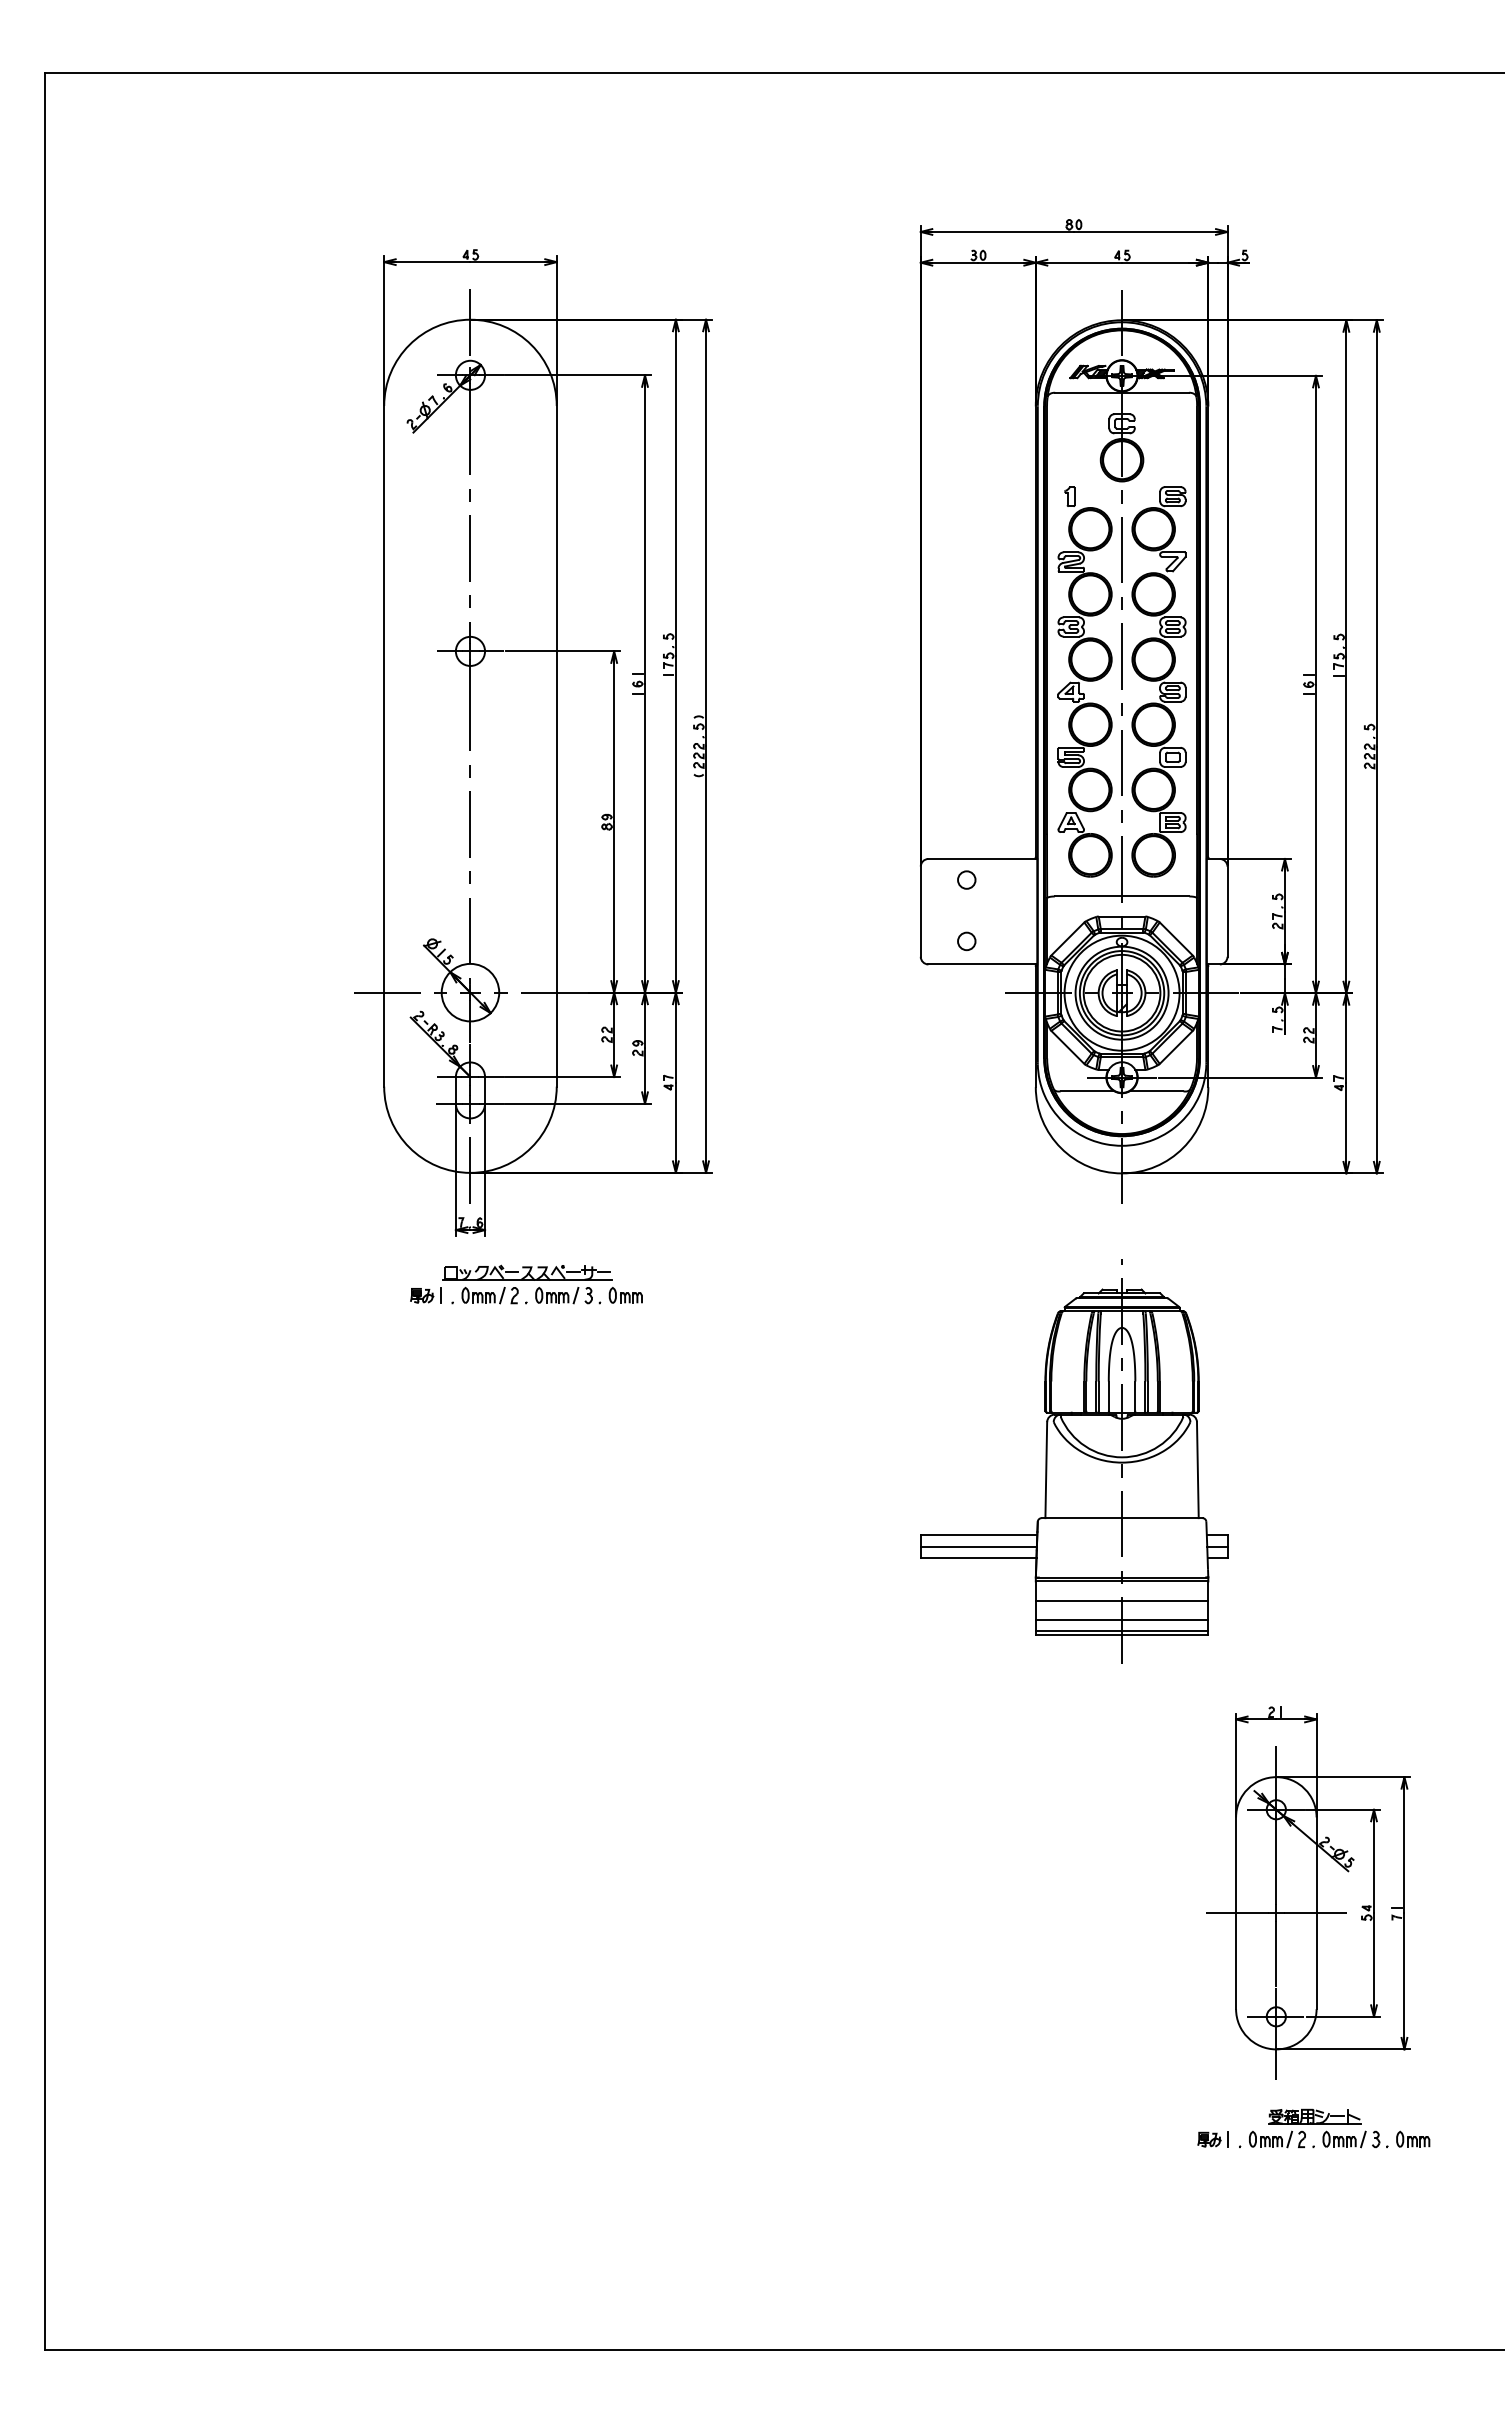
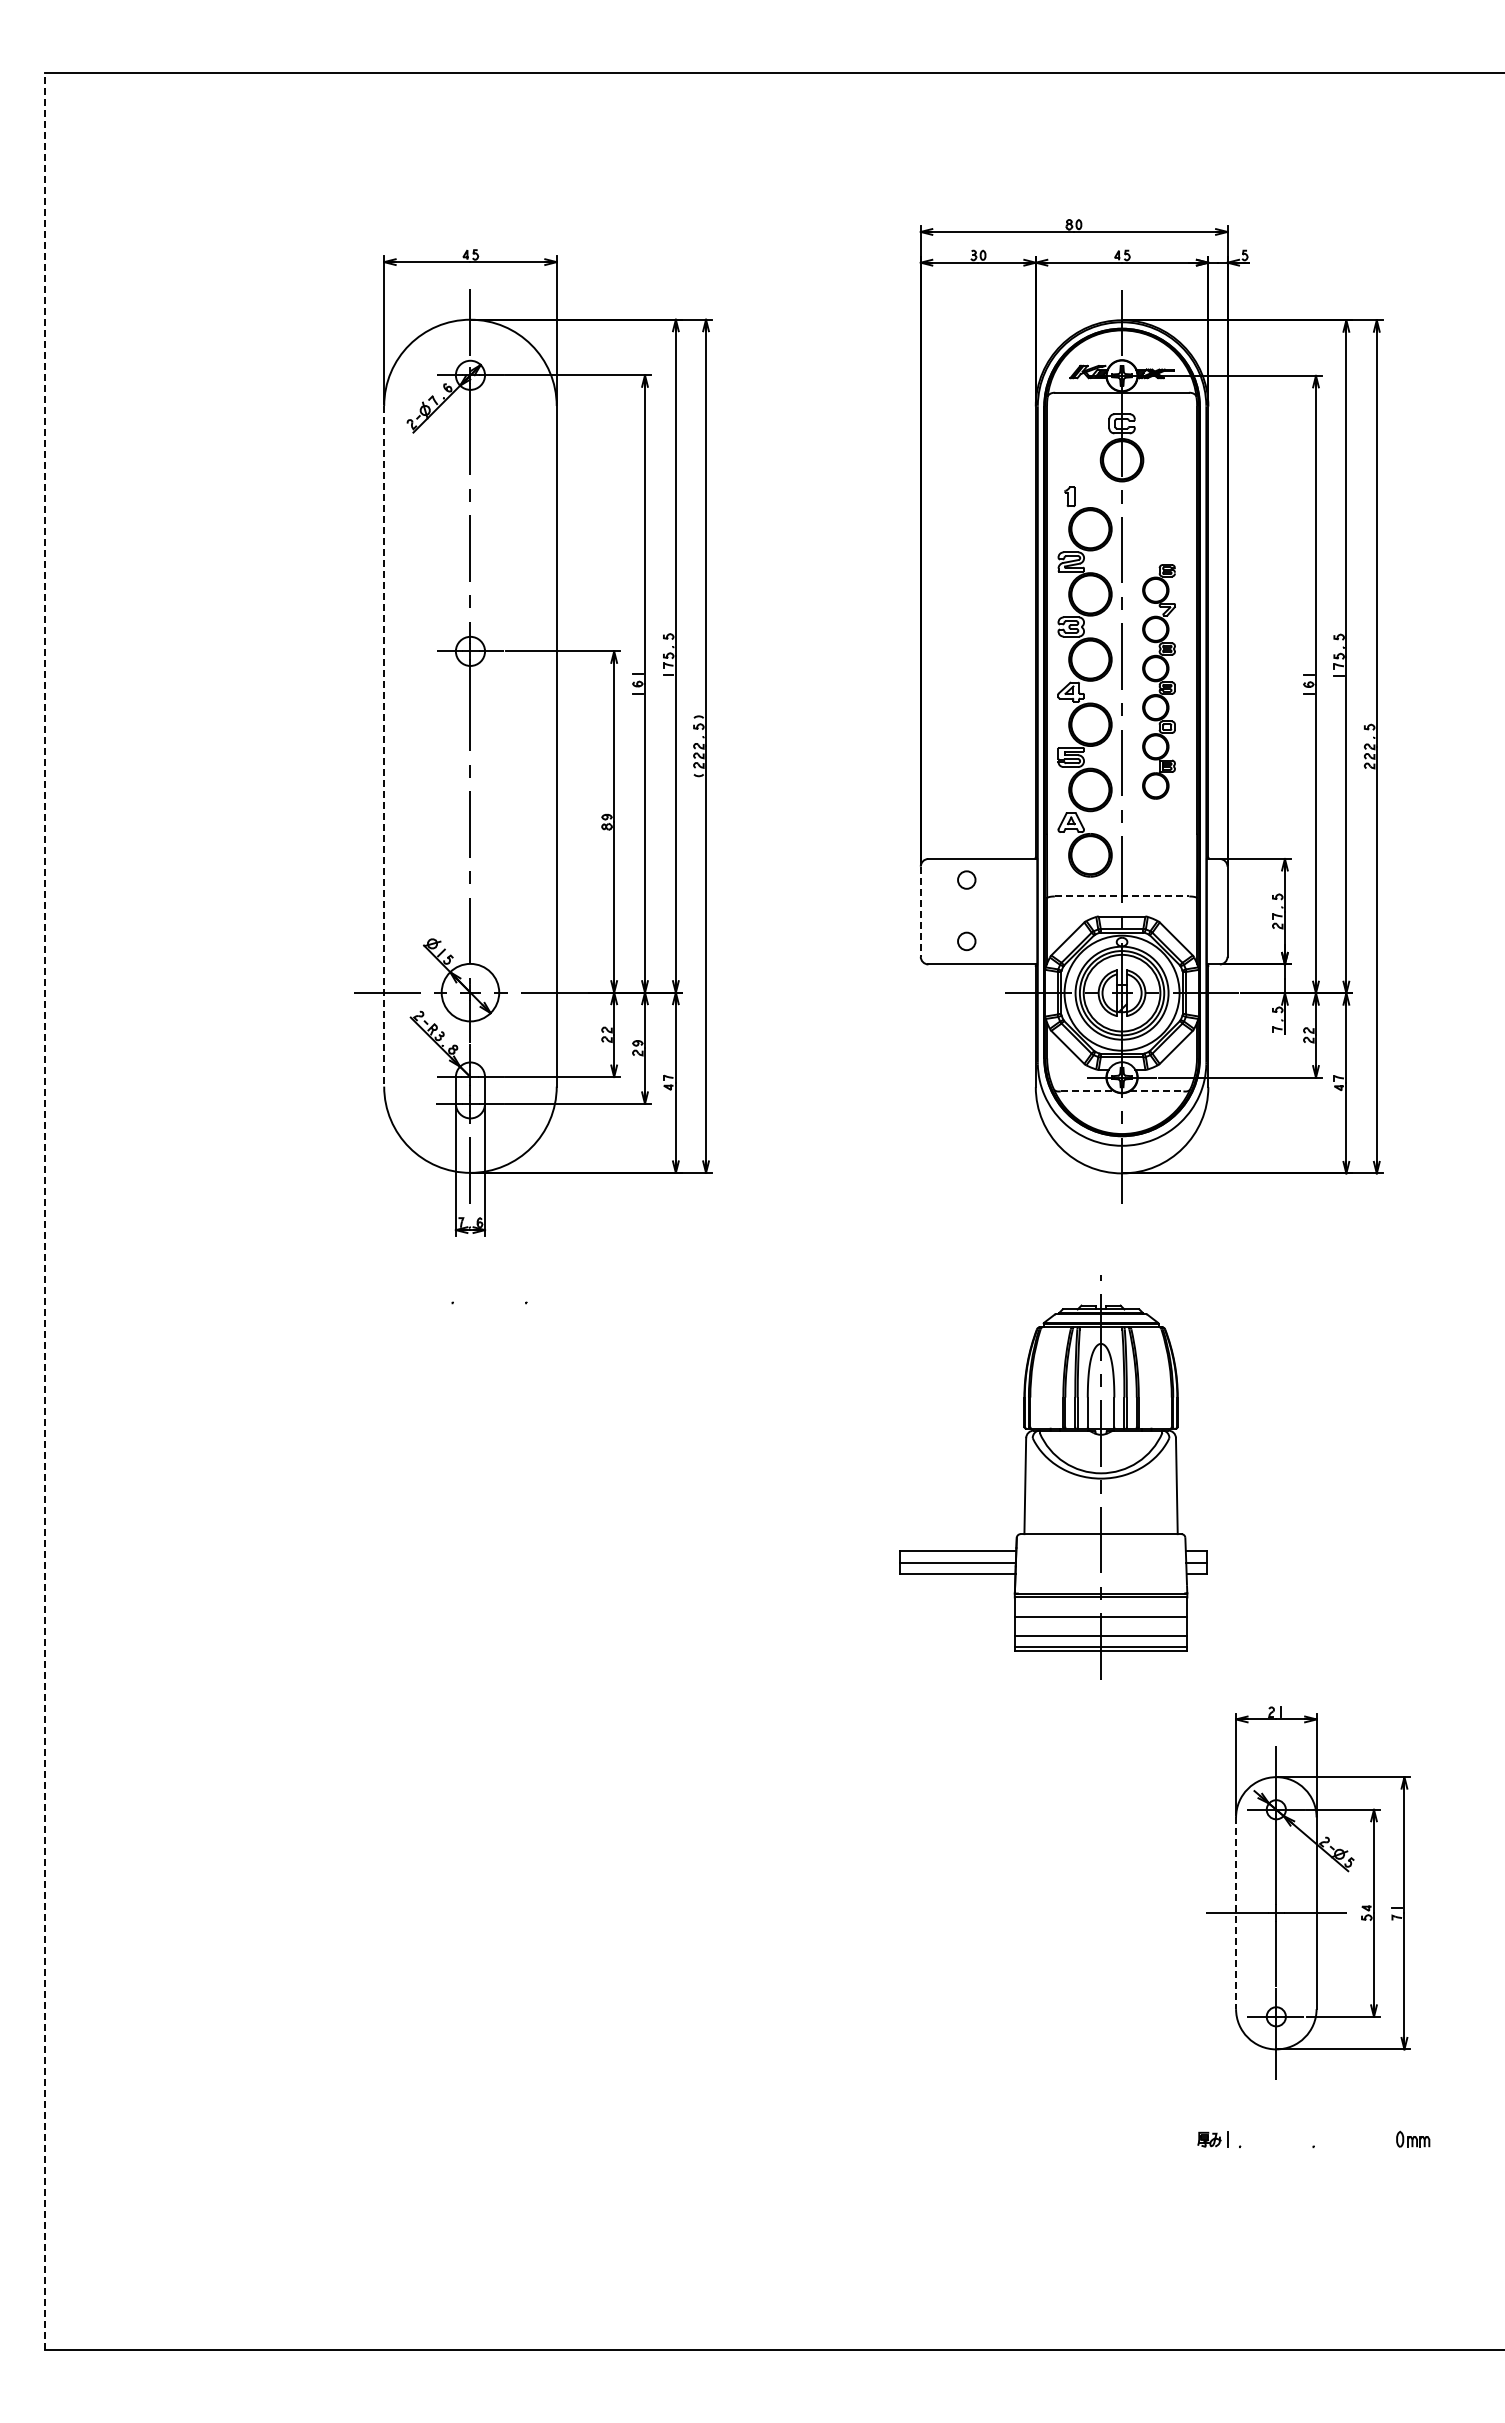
part size: 56x392 px -> 34x236 px (1158, 681)
line: solid -> dashed (384, 746)
line: solid -> dashed (1122, 896)
line: solid -> dashed (920, 912)
line: solid -> dashed (1087, 1091)
line: solid -> dashed (1156, 1091)
line: solid -> dashed (45, 1211)
part: present -> none (526, 1284)
part position: (1074, 1461) -> (1053, 1477) (1053, 1477)
line: solid -> dashed (1236, 1913)
part: present -> none (1318, 2128)
